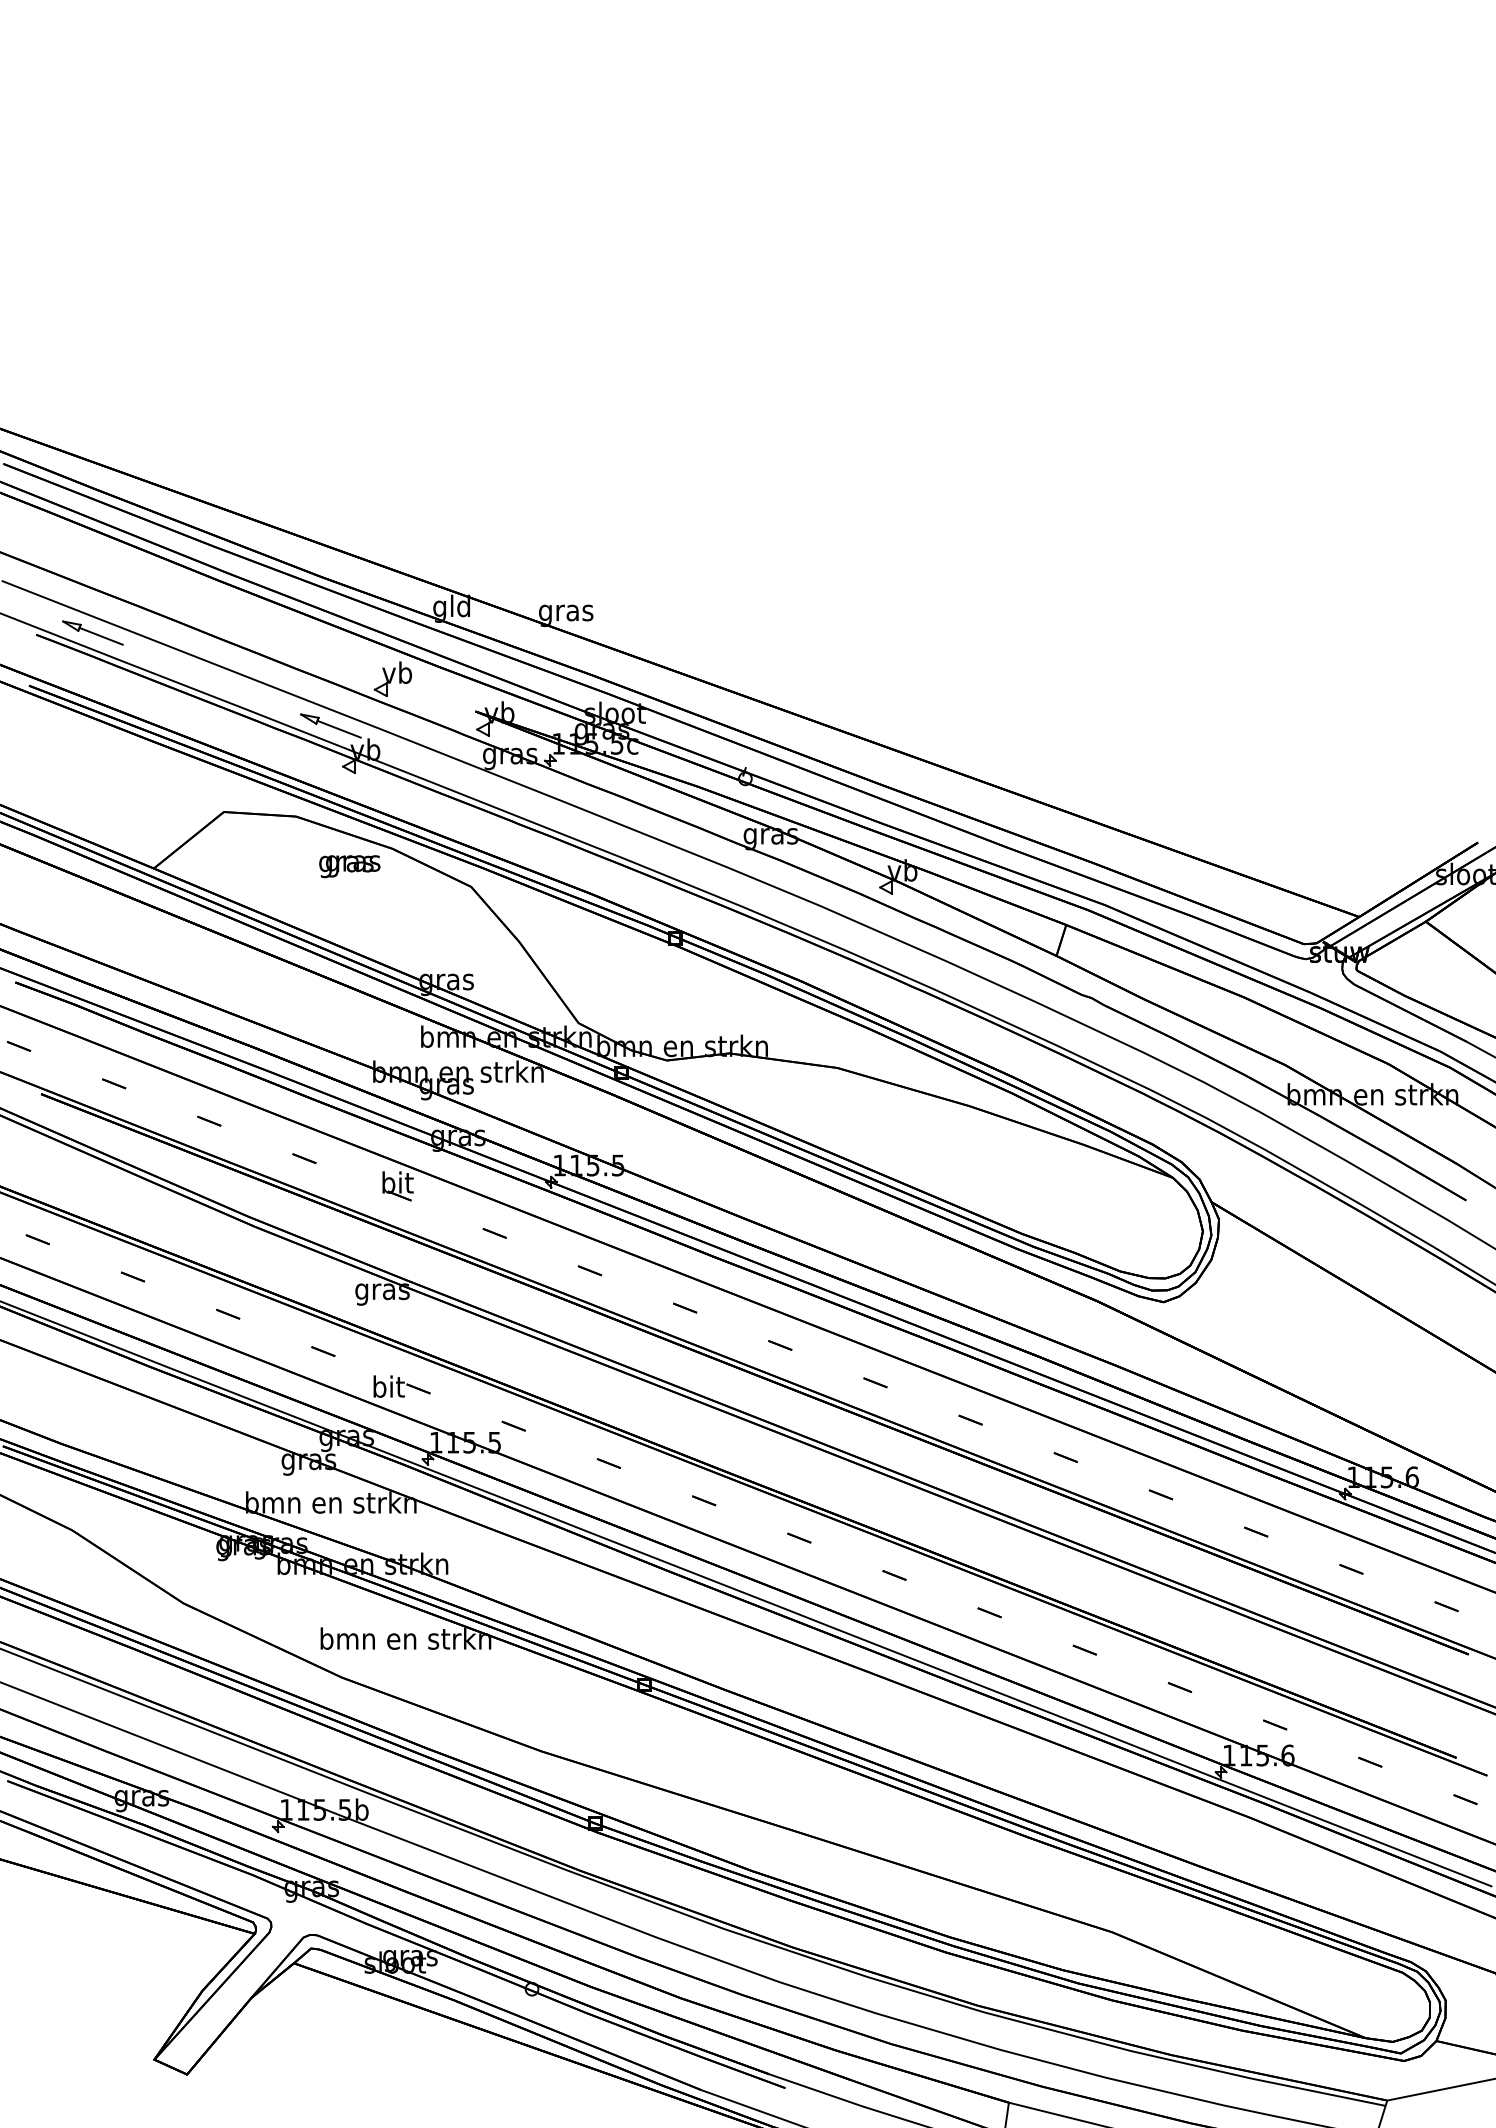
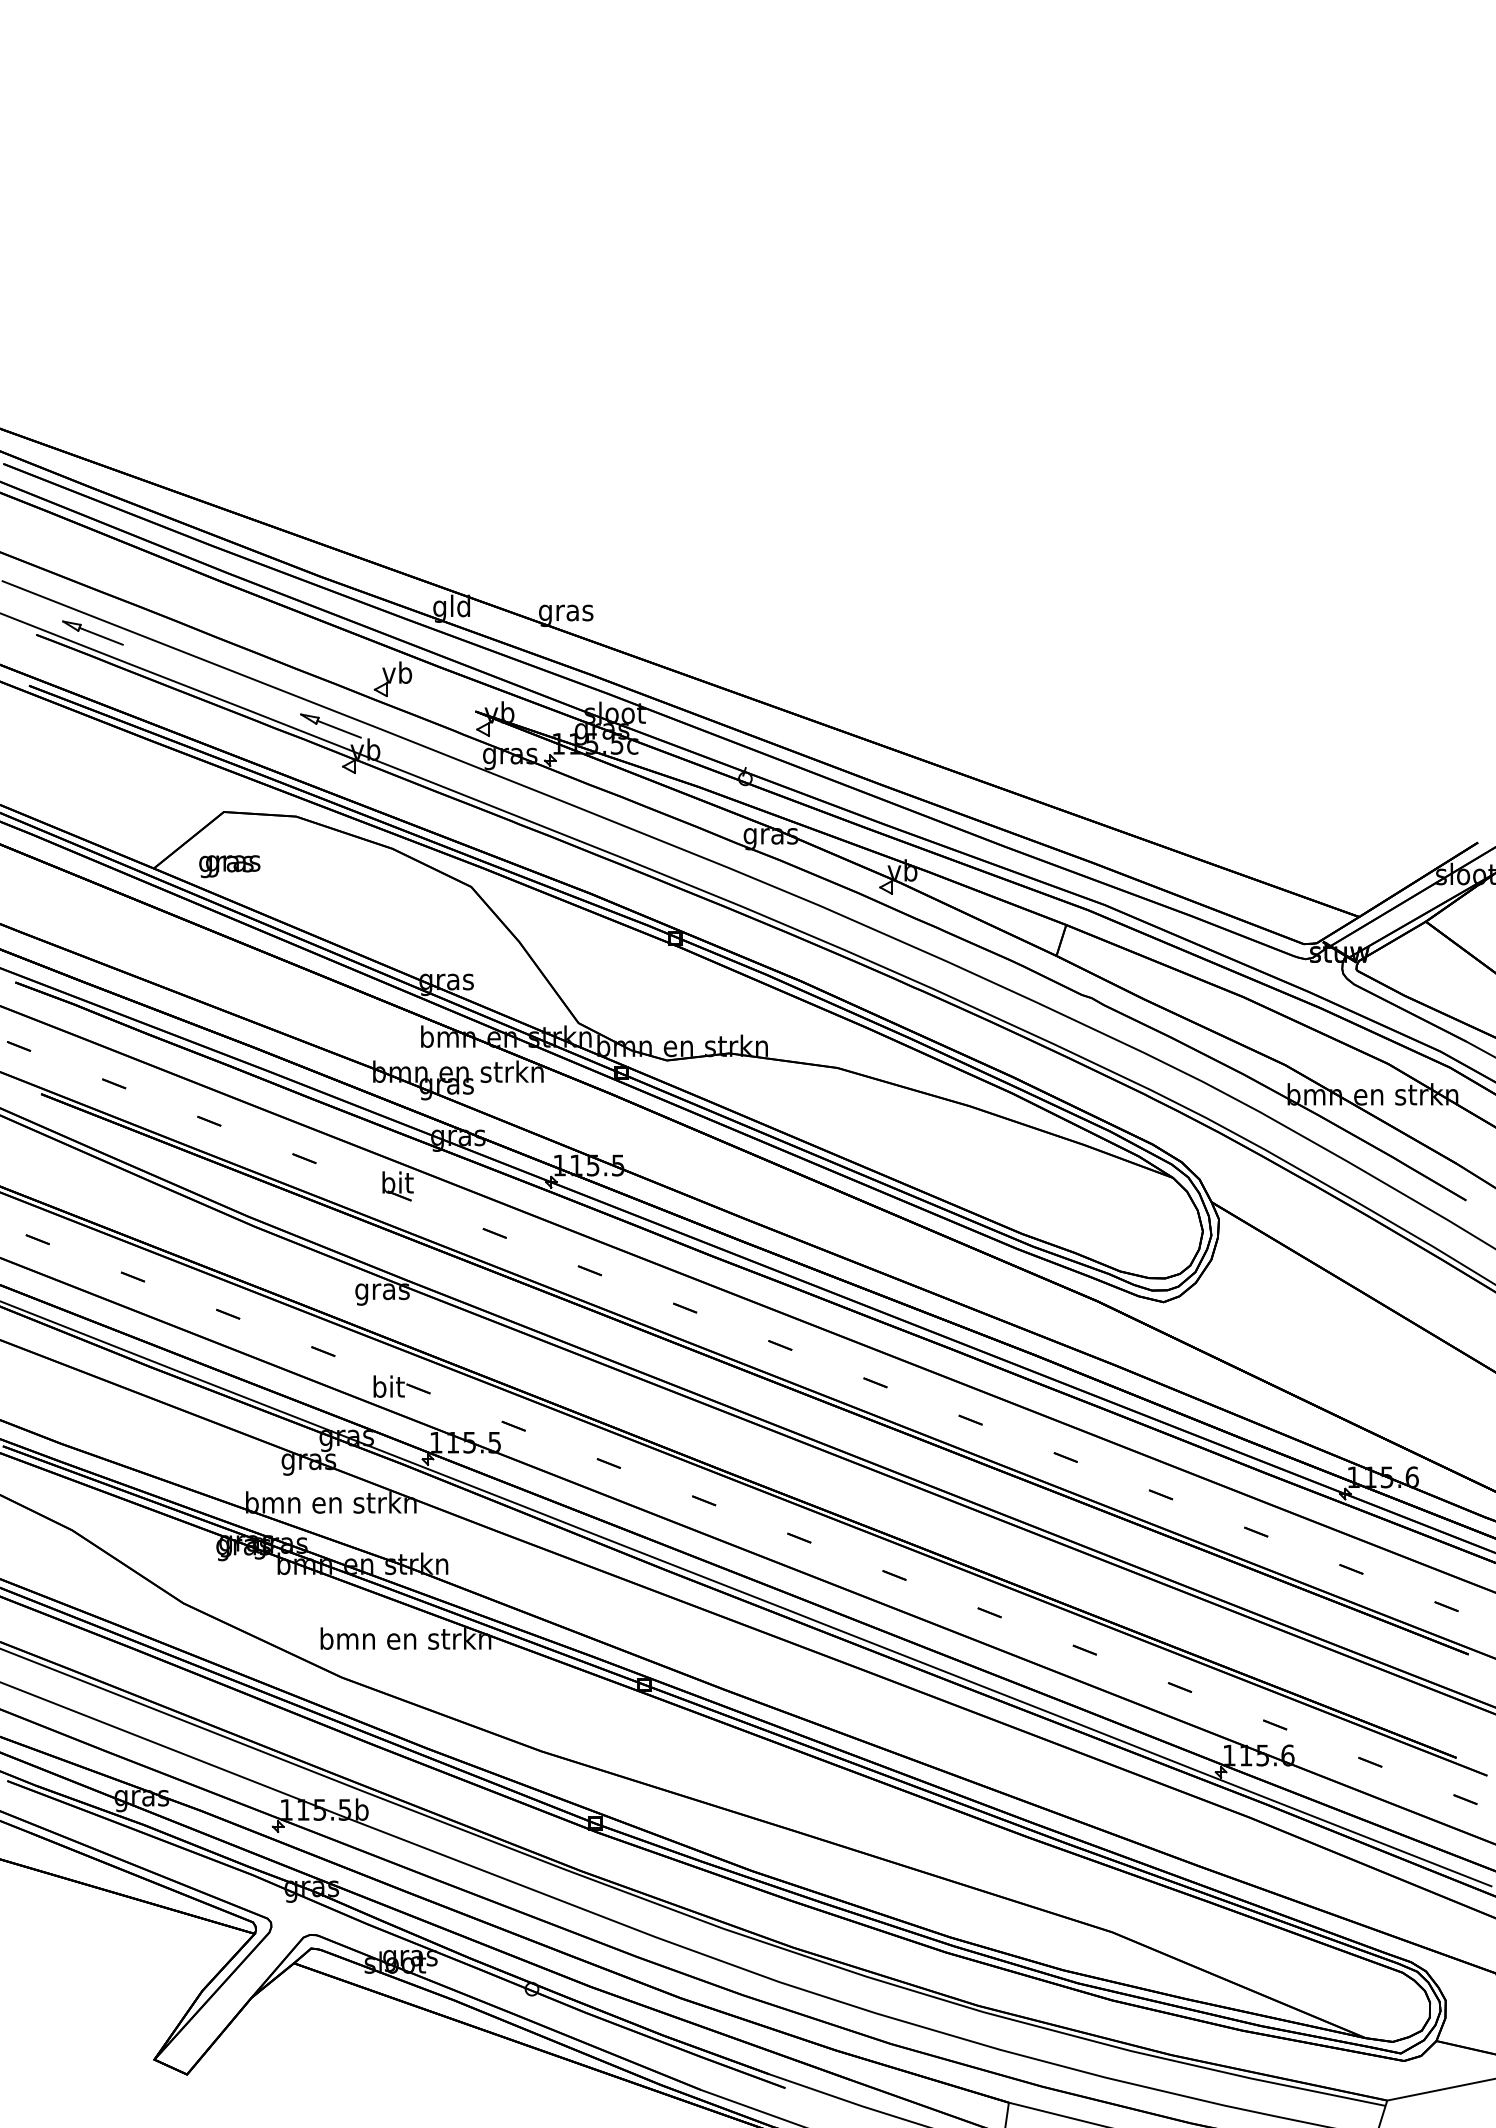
text position: (349, 866) -> (229, 866) (229, 866)
